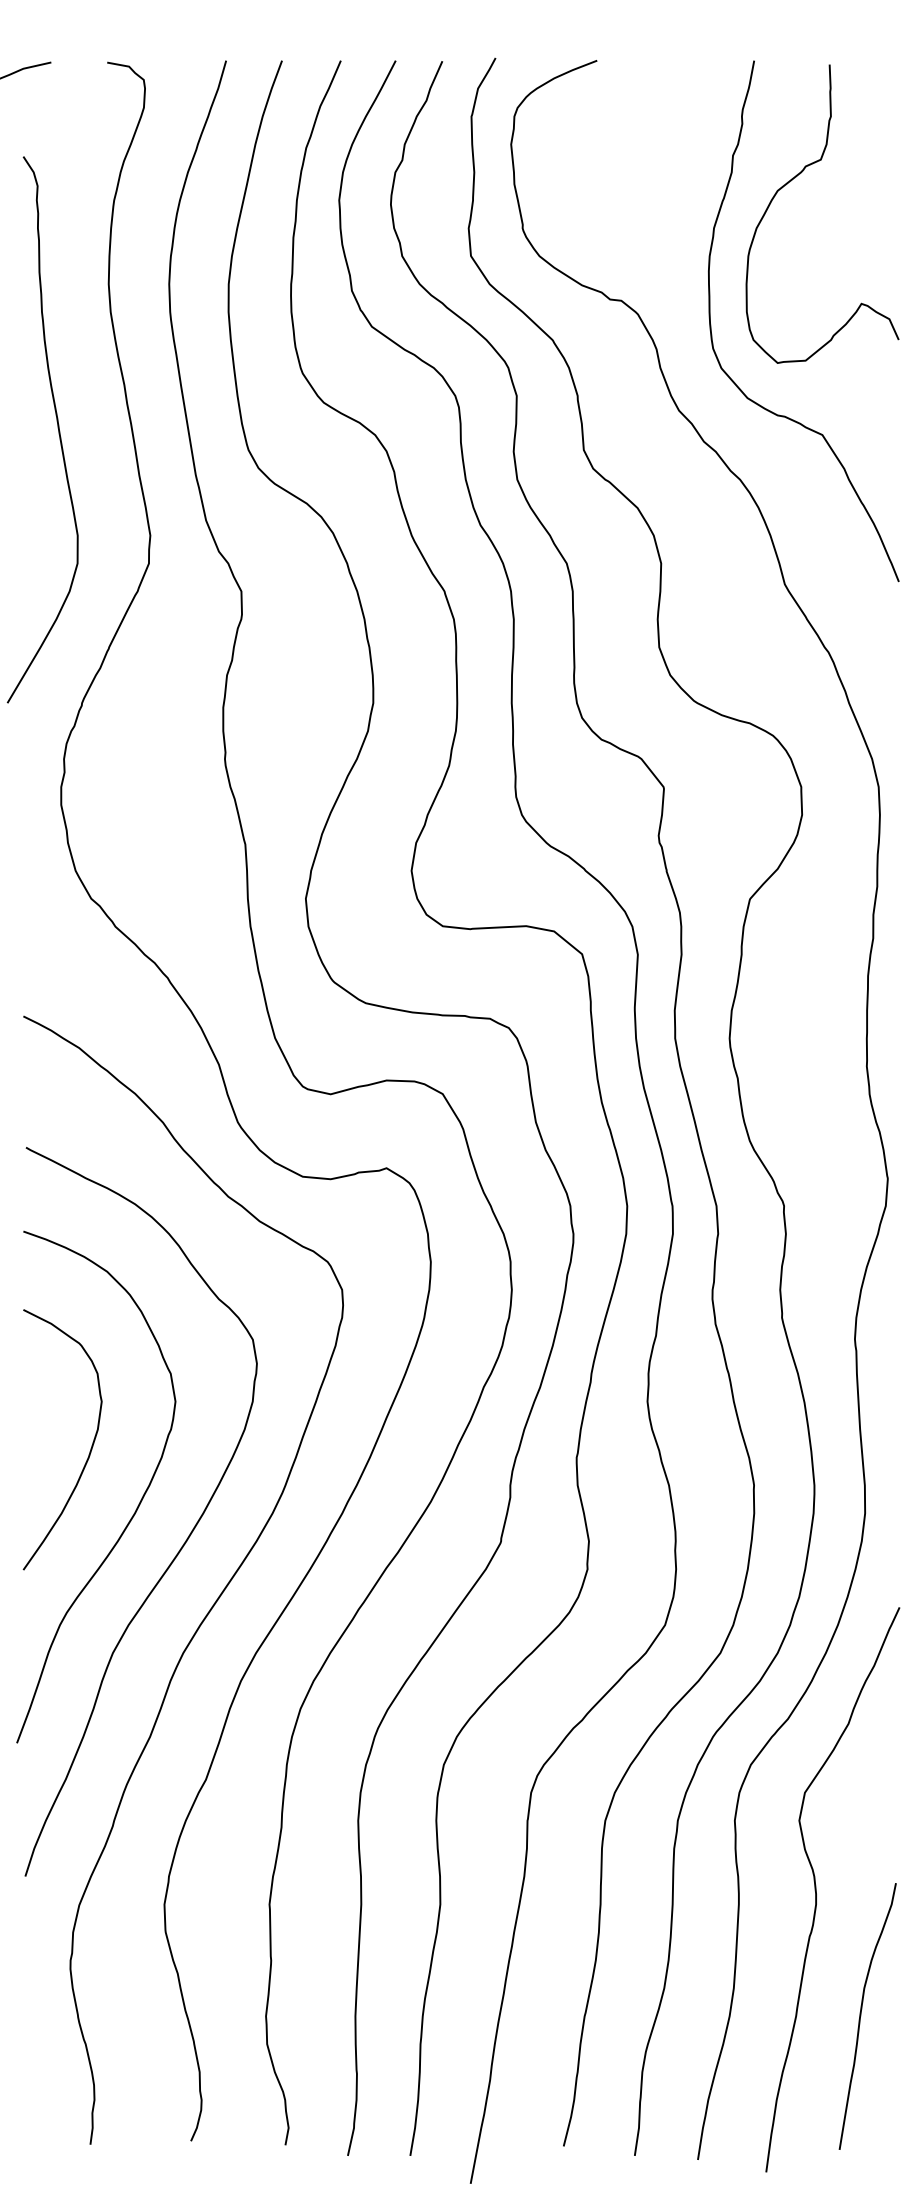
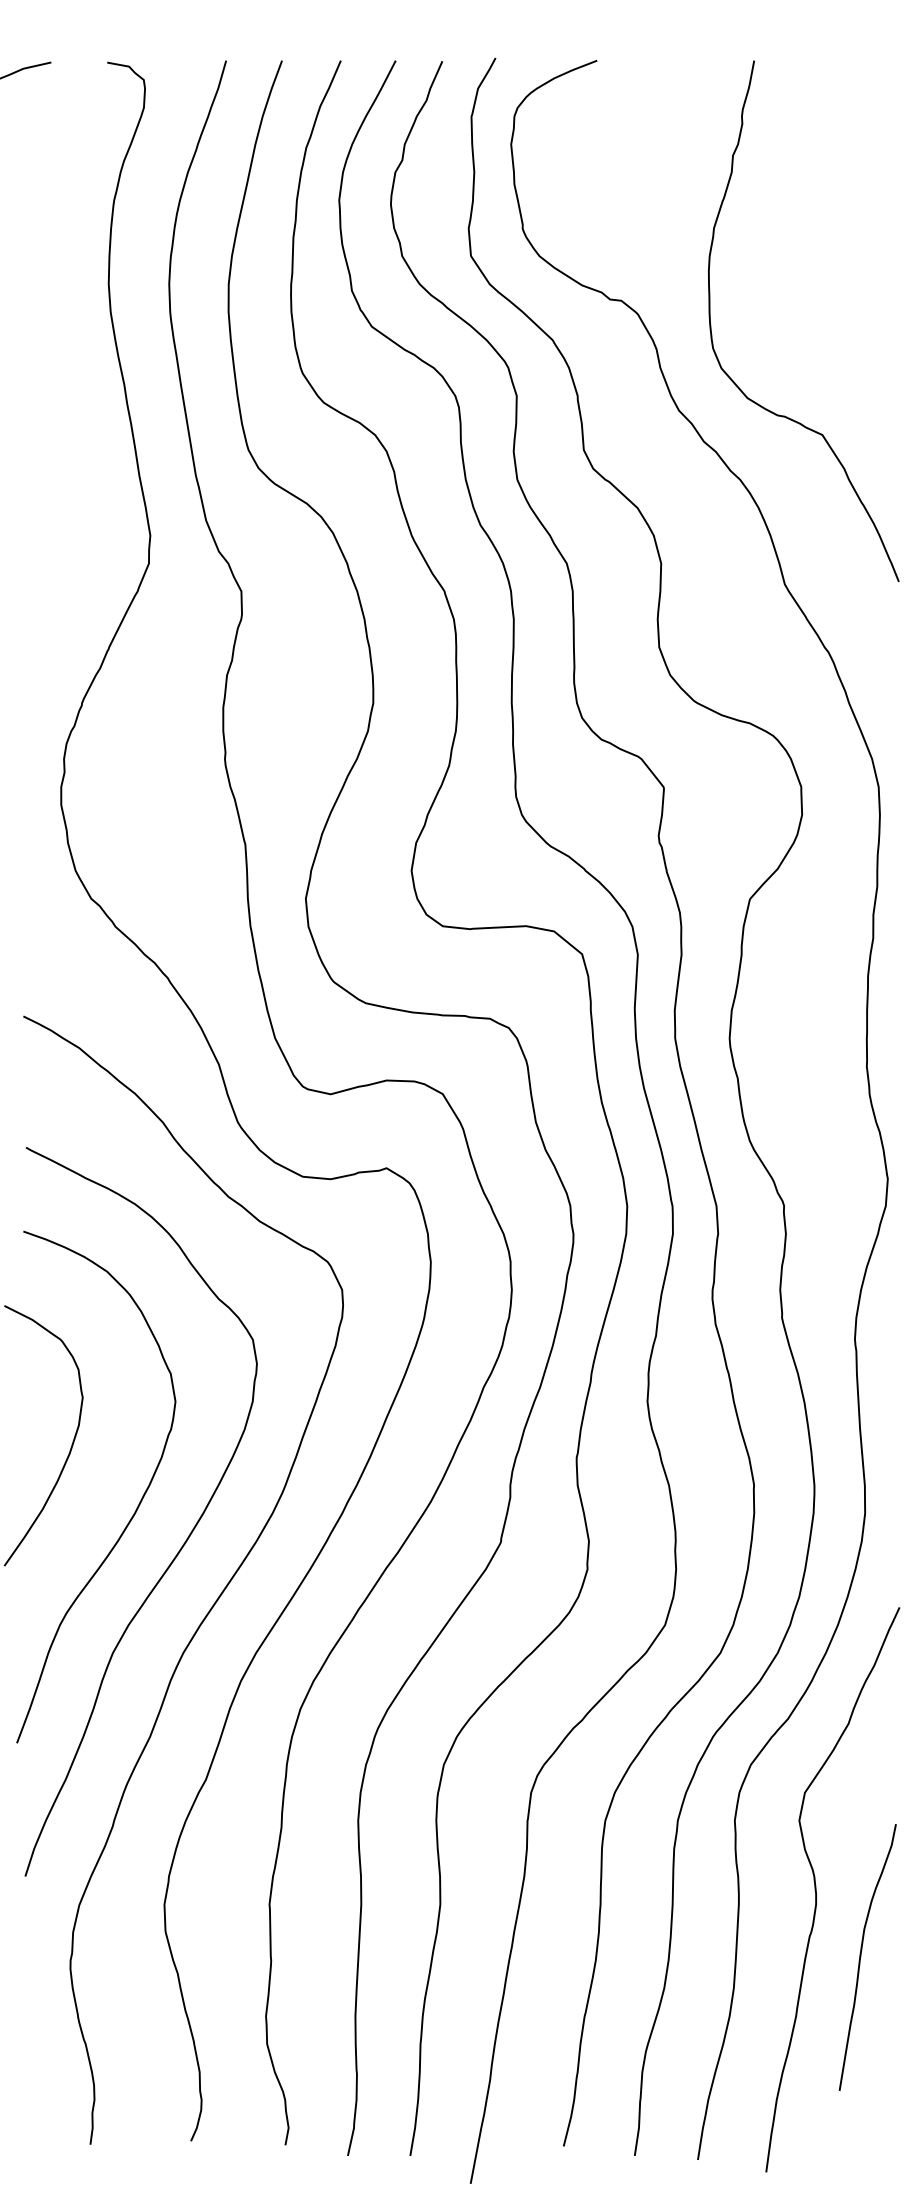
curve: present -> none (796, 177)
curve: present -> none (57, 428)
curve position: (90, 1448) -> (71, 1444) (71, 1444)
curve position: (861, 2016) -> (861, 1957) (861, 1957)
